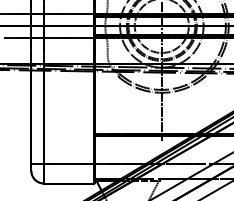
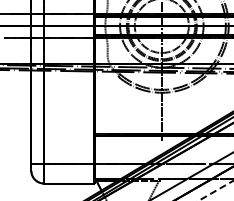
line: solid -> dashed (216, 190)
